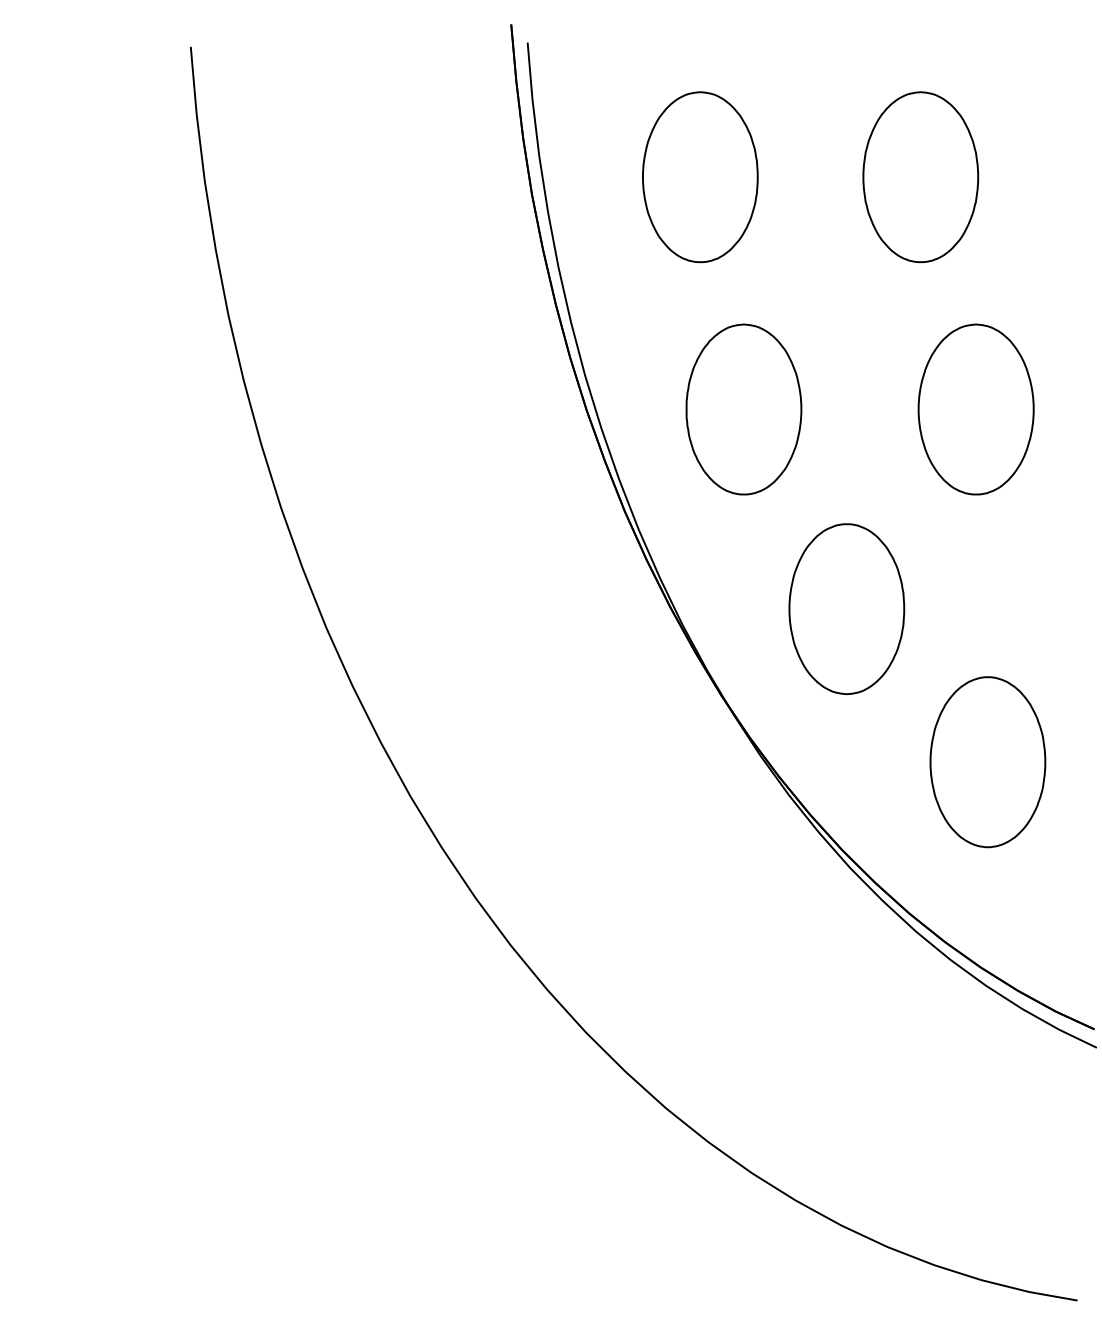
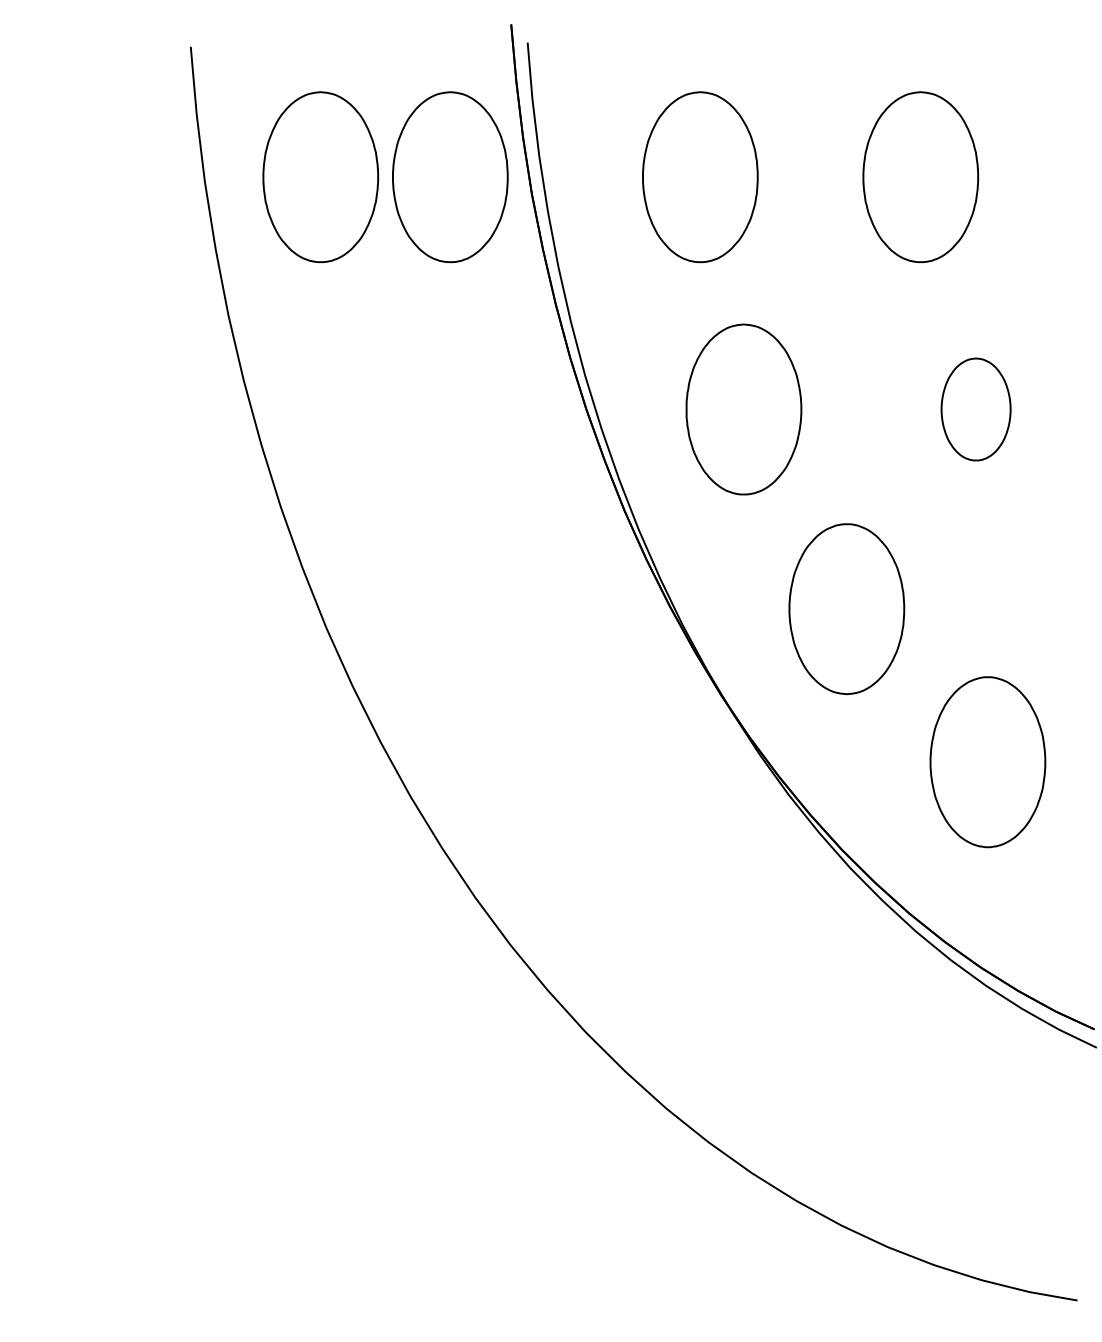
part: none -> present (320, 176)
part: none -> present (450, 176)
part size: 118x173 px -> 72x105 px (975, 409)
